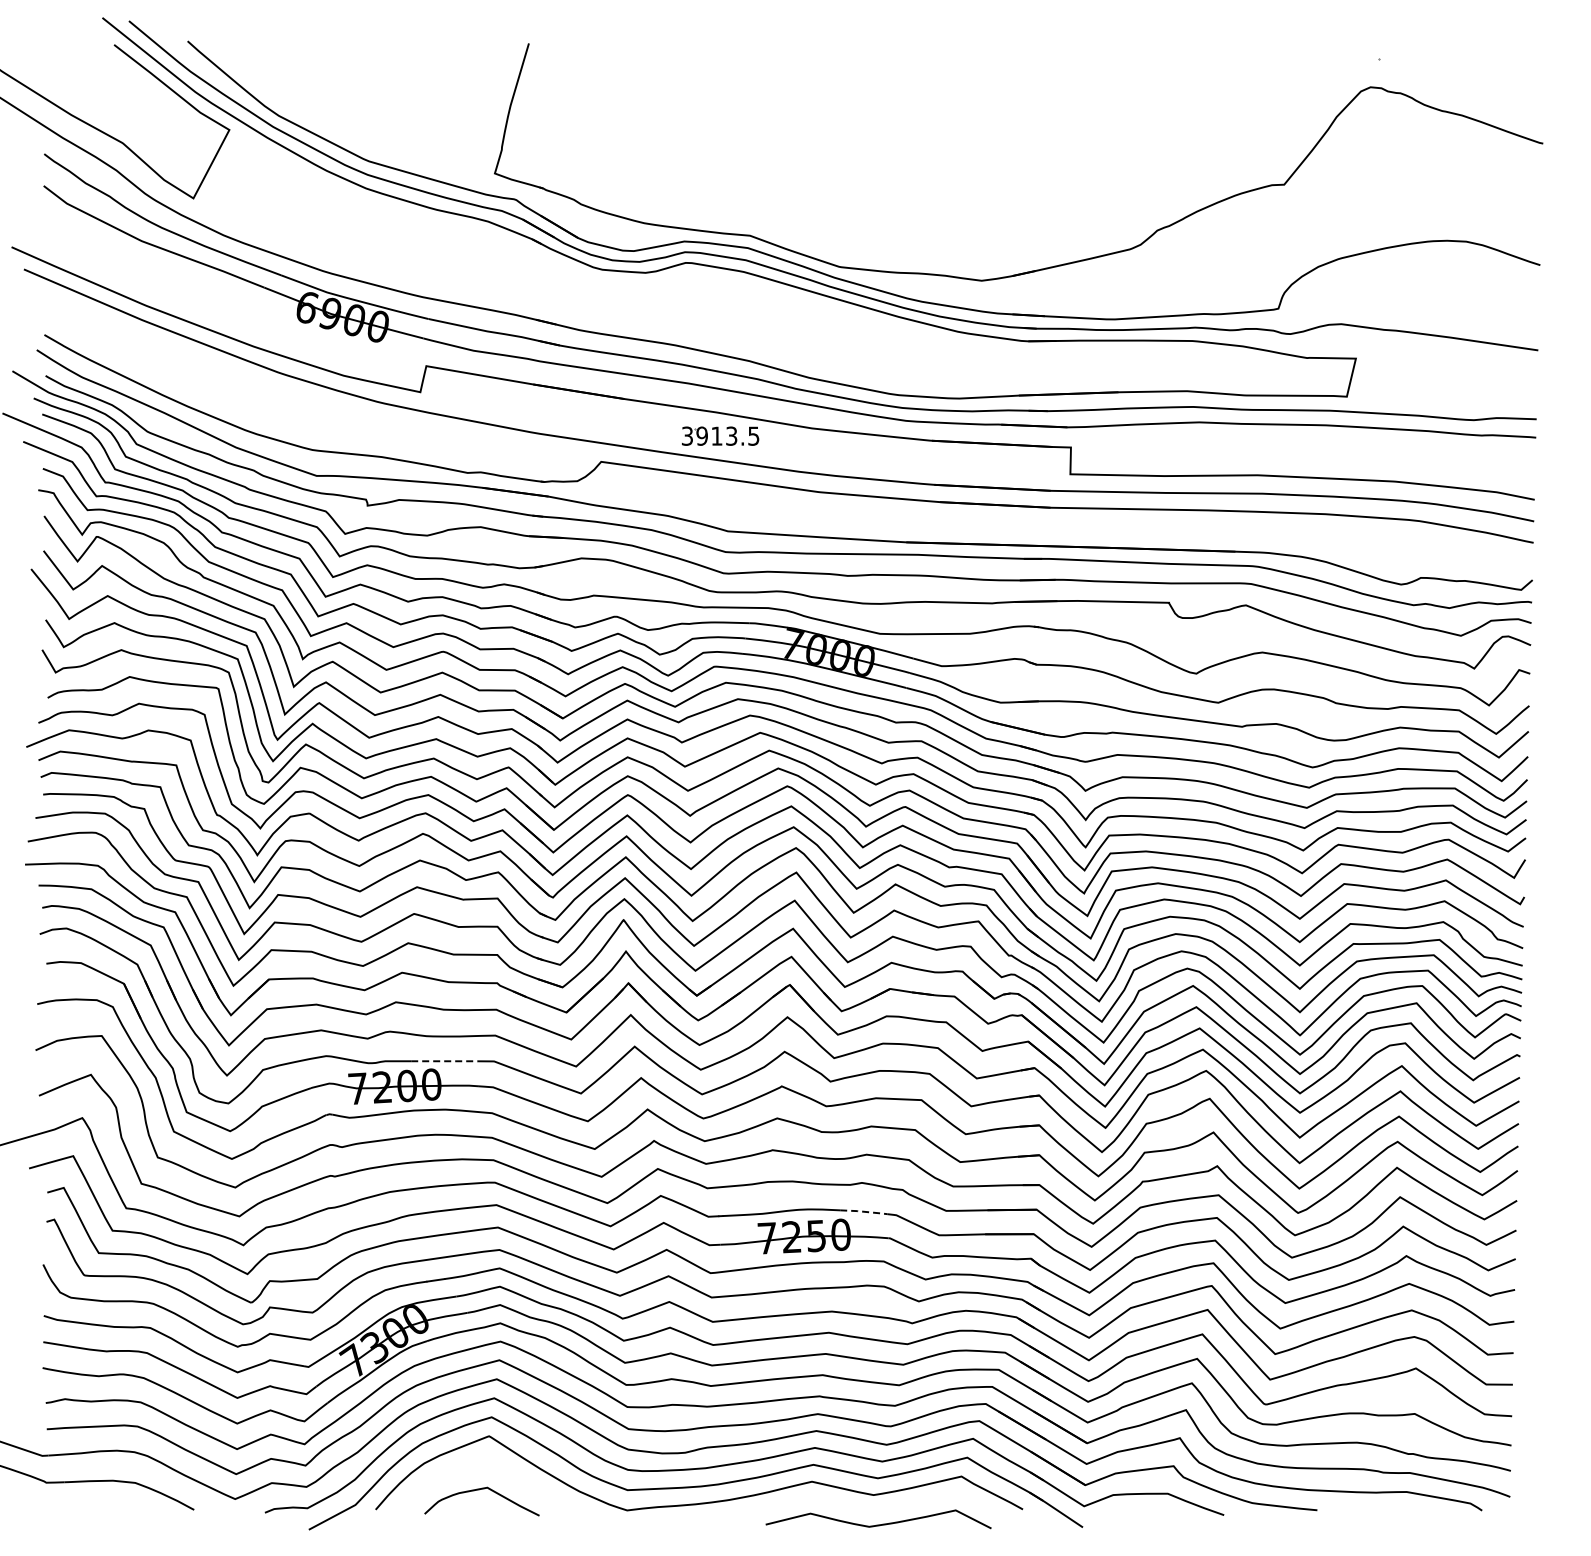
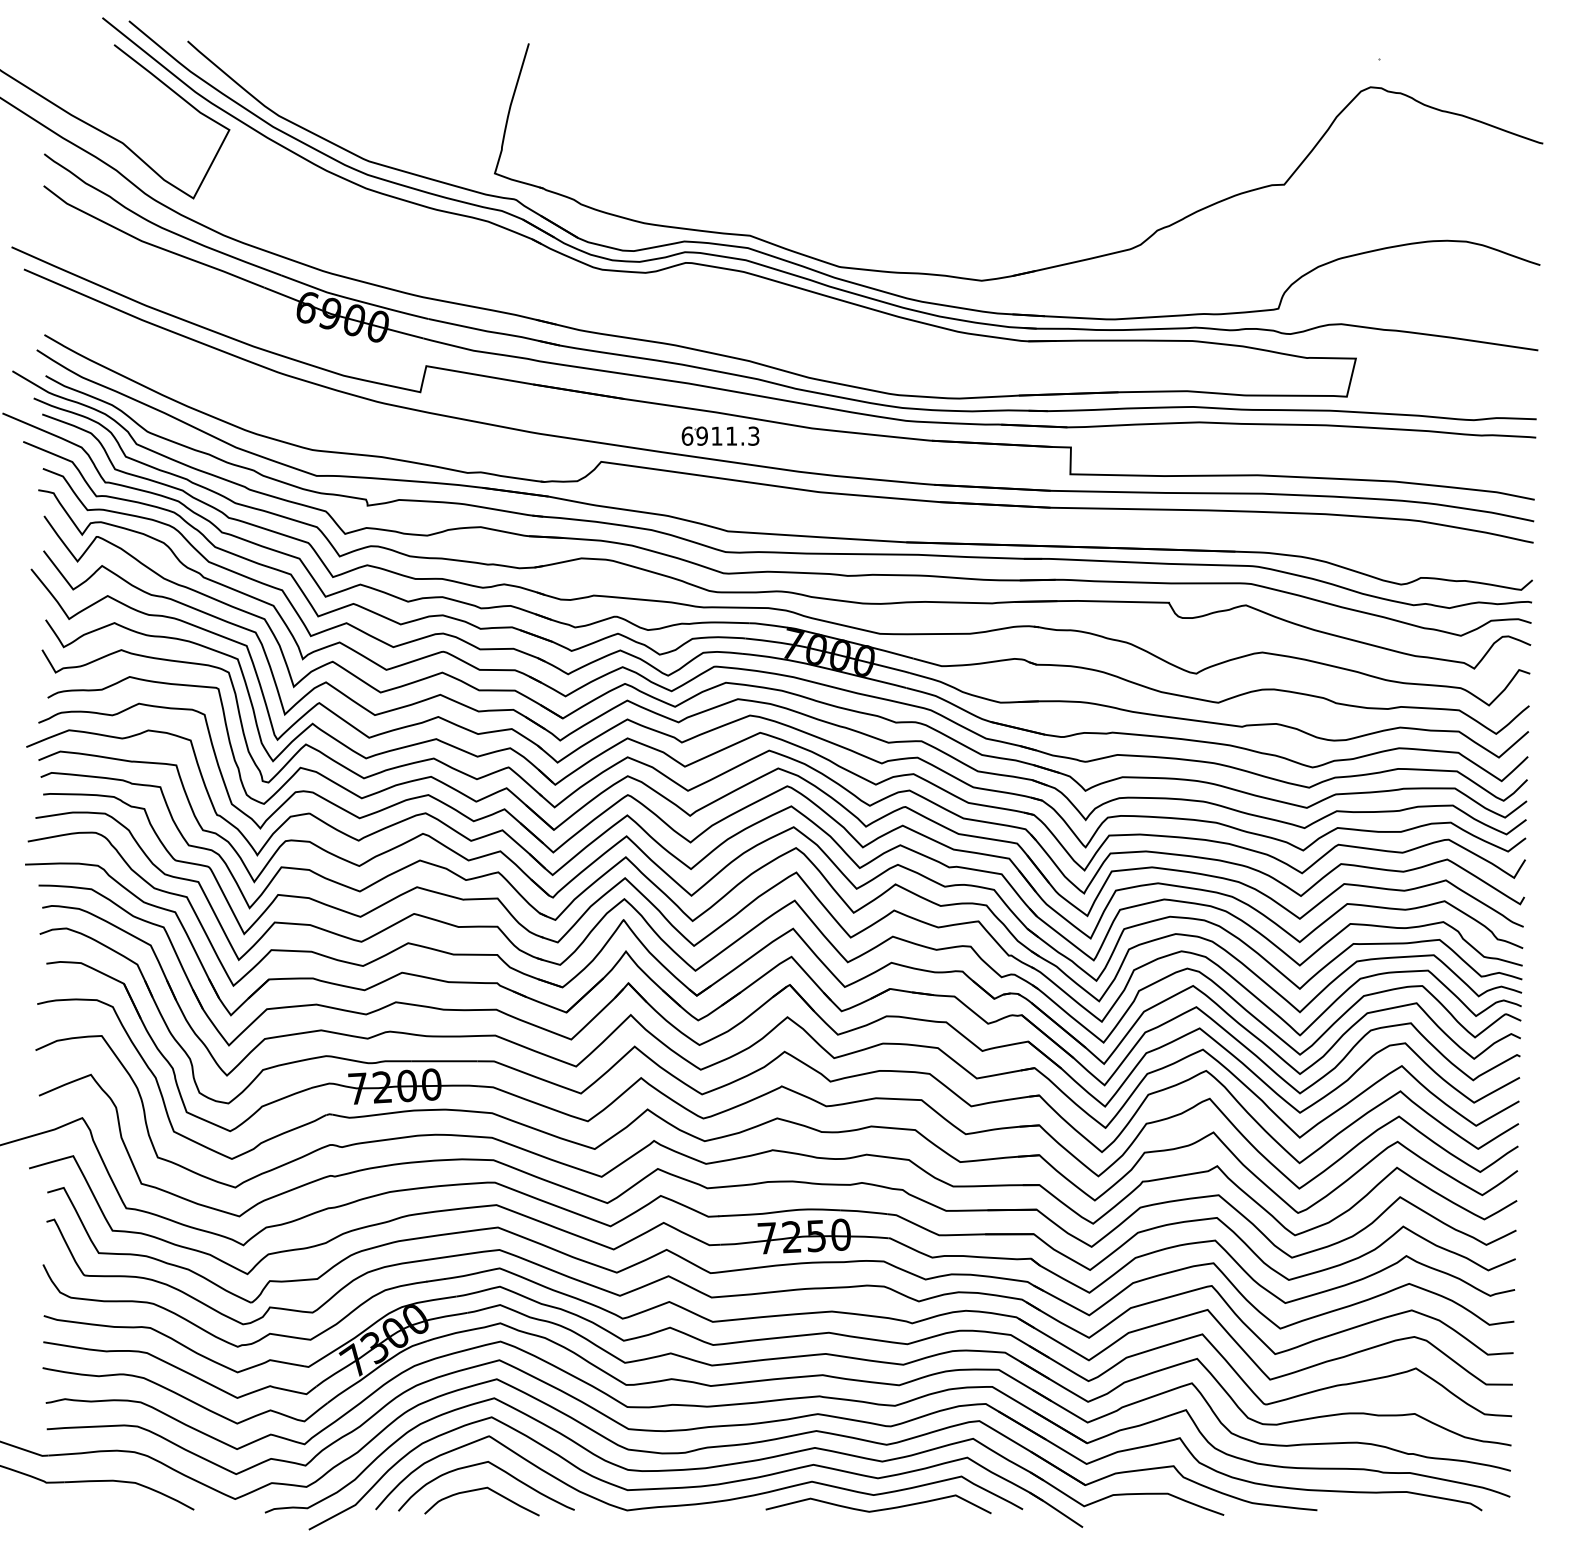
text: 3913.5 -> 6911.3 (720, 435)
line: dashed -> solid (445, 1061)
line: dashed -> solid (863, 1211)
curve: none -> present (495, 1467)
curve position: (878, 1524) -> (878, 1509) (878, 1509)
